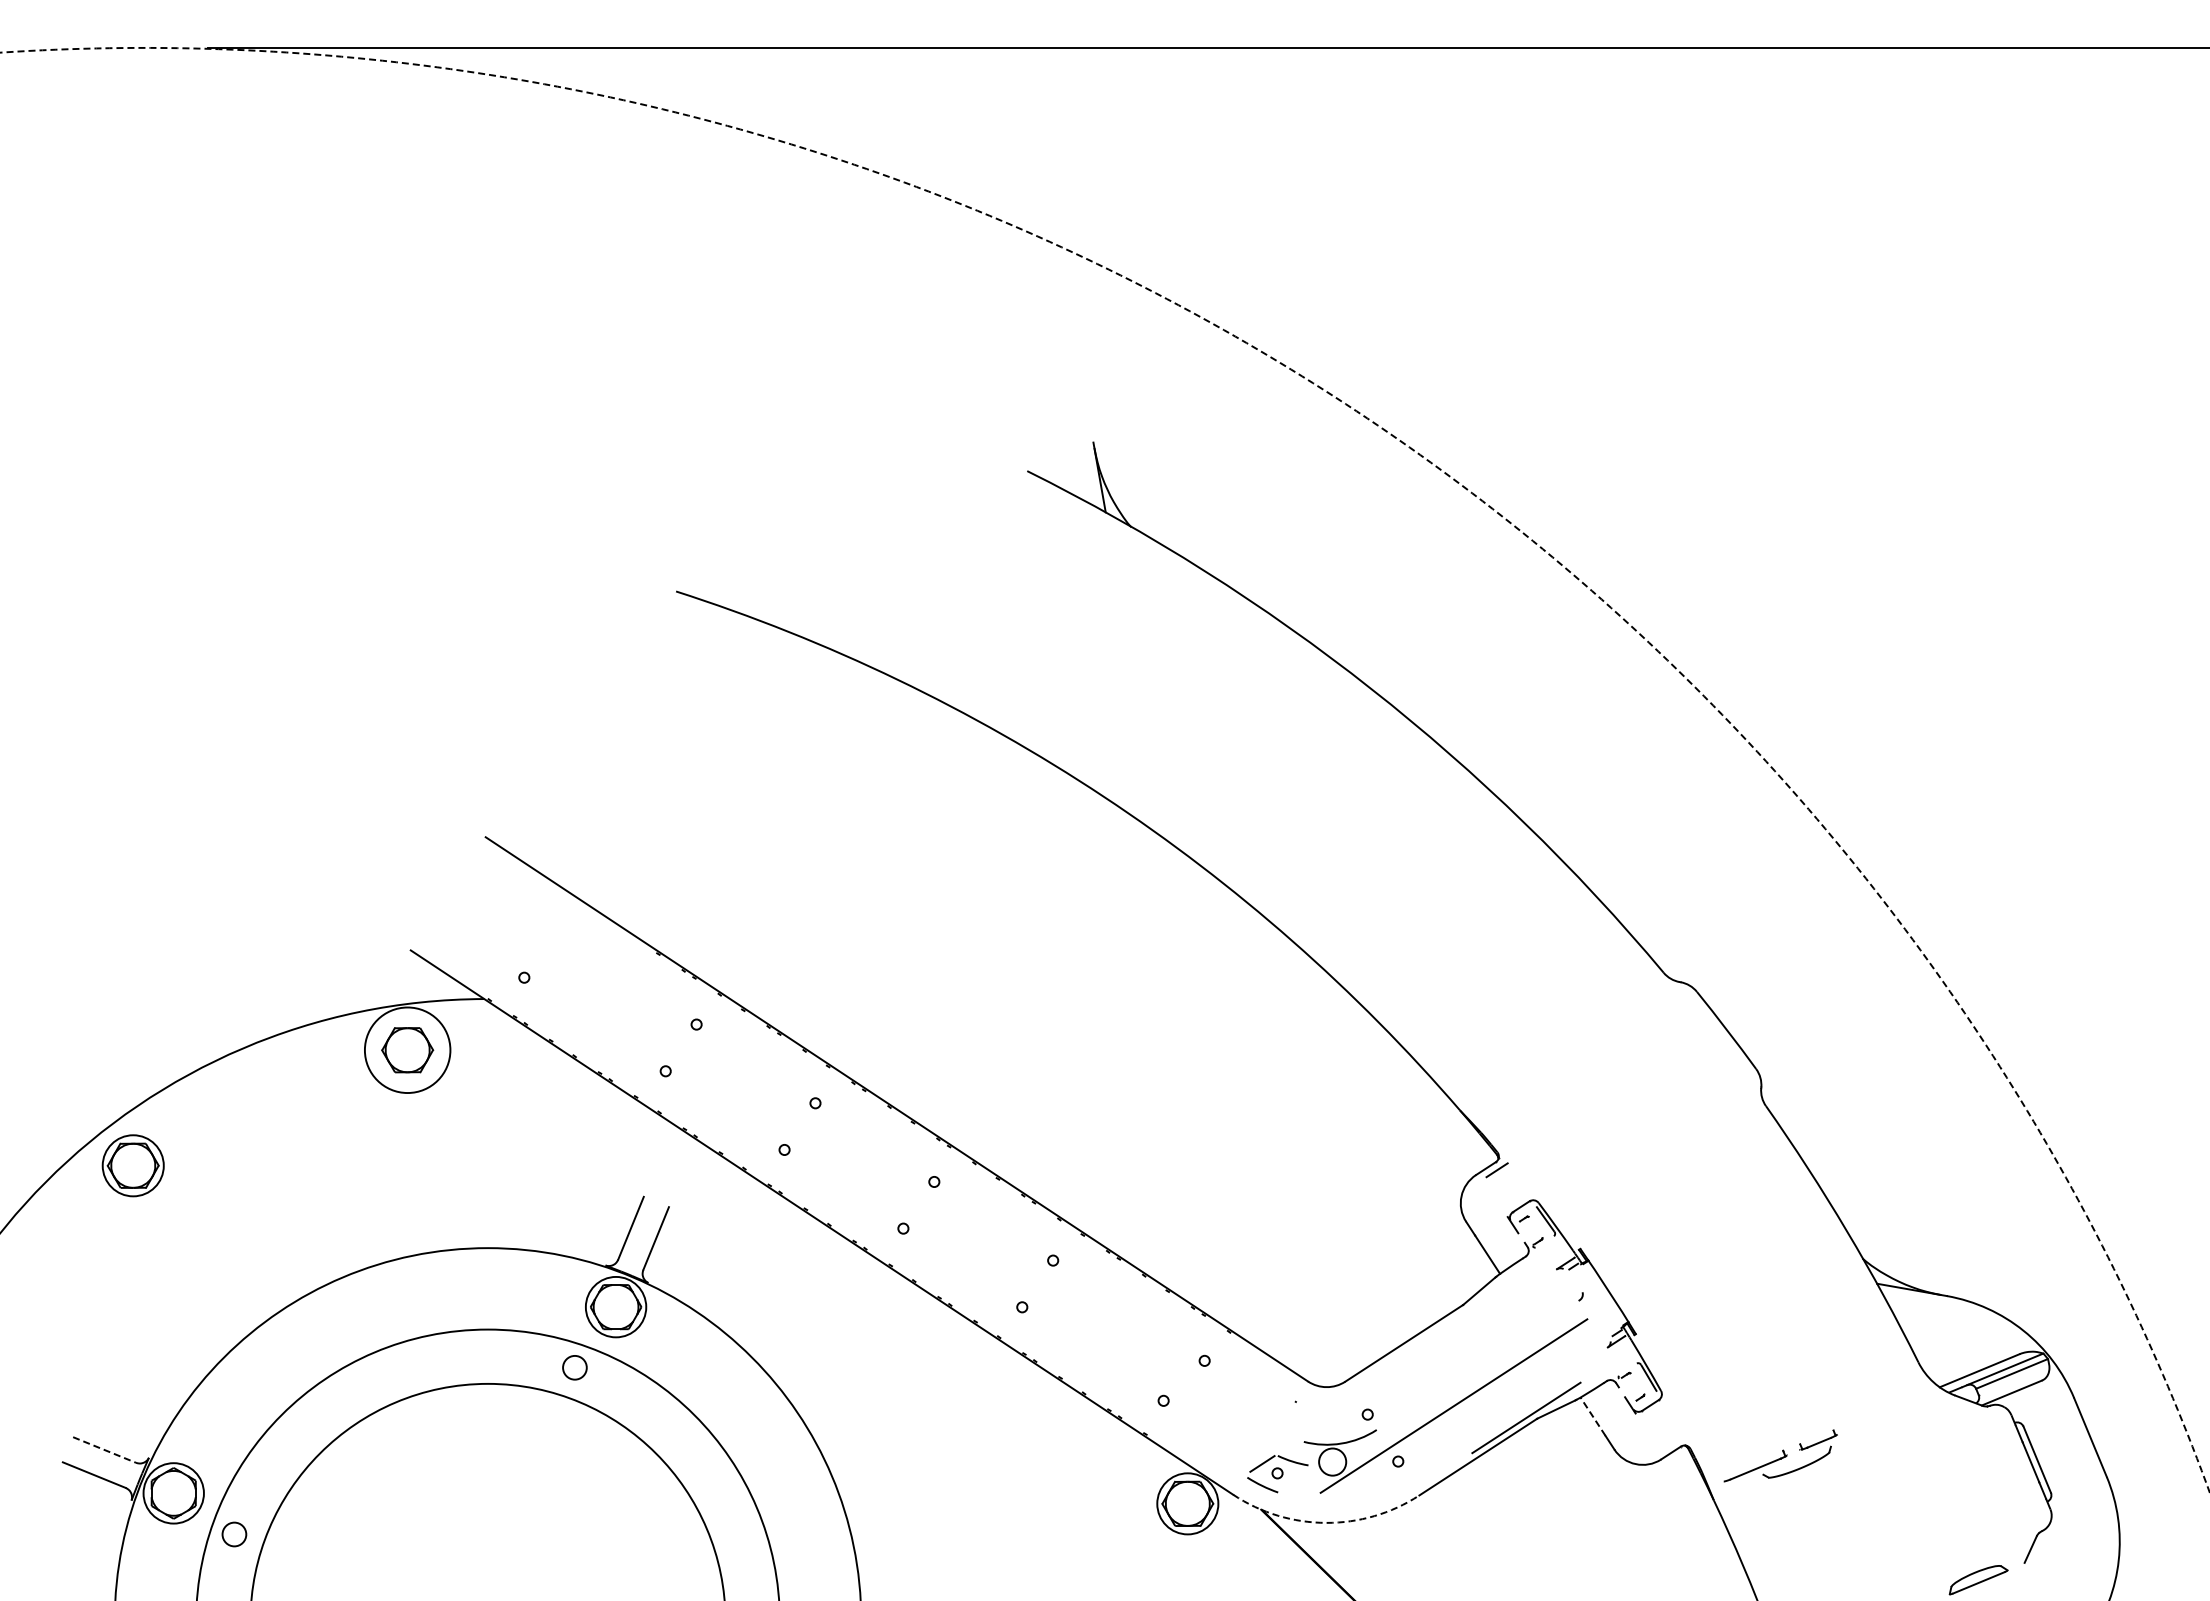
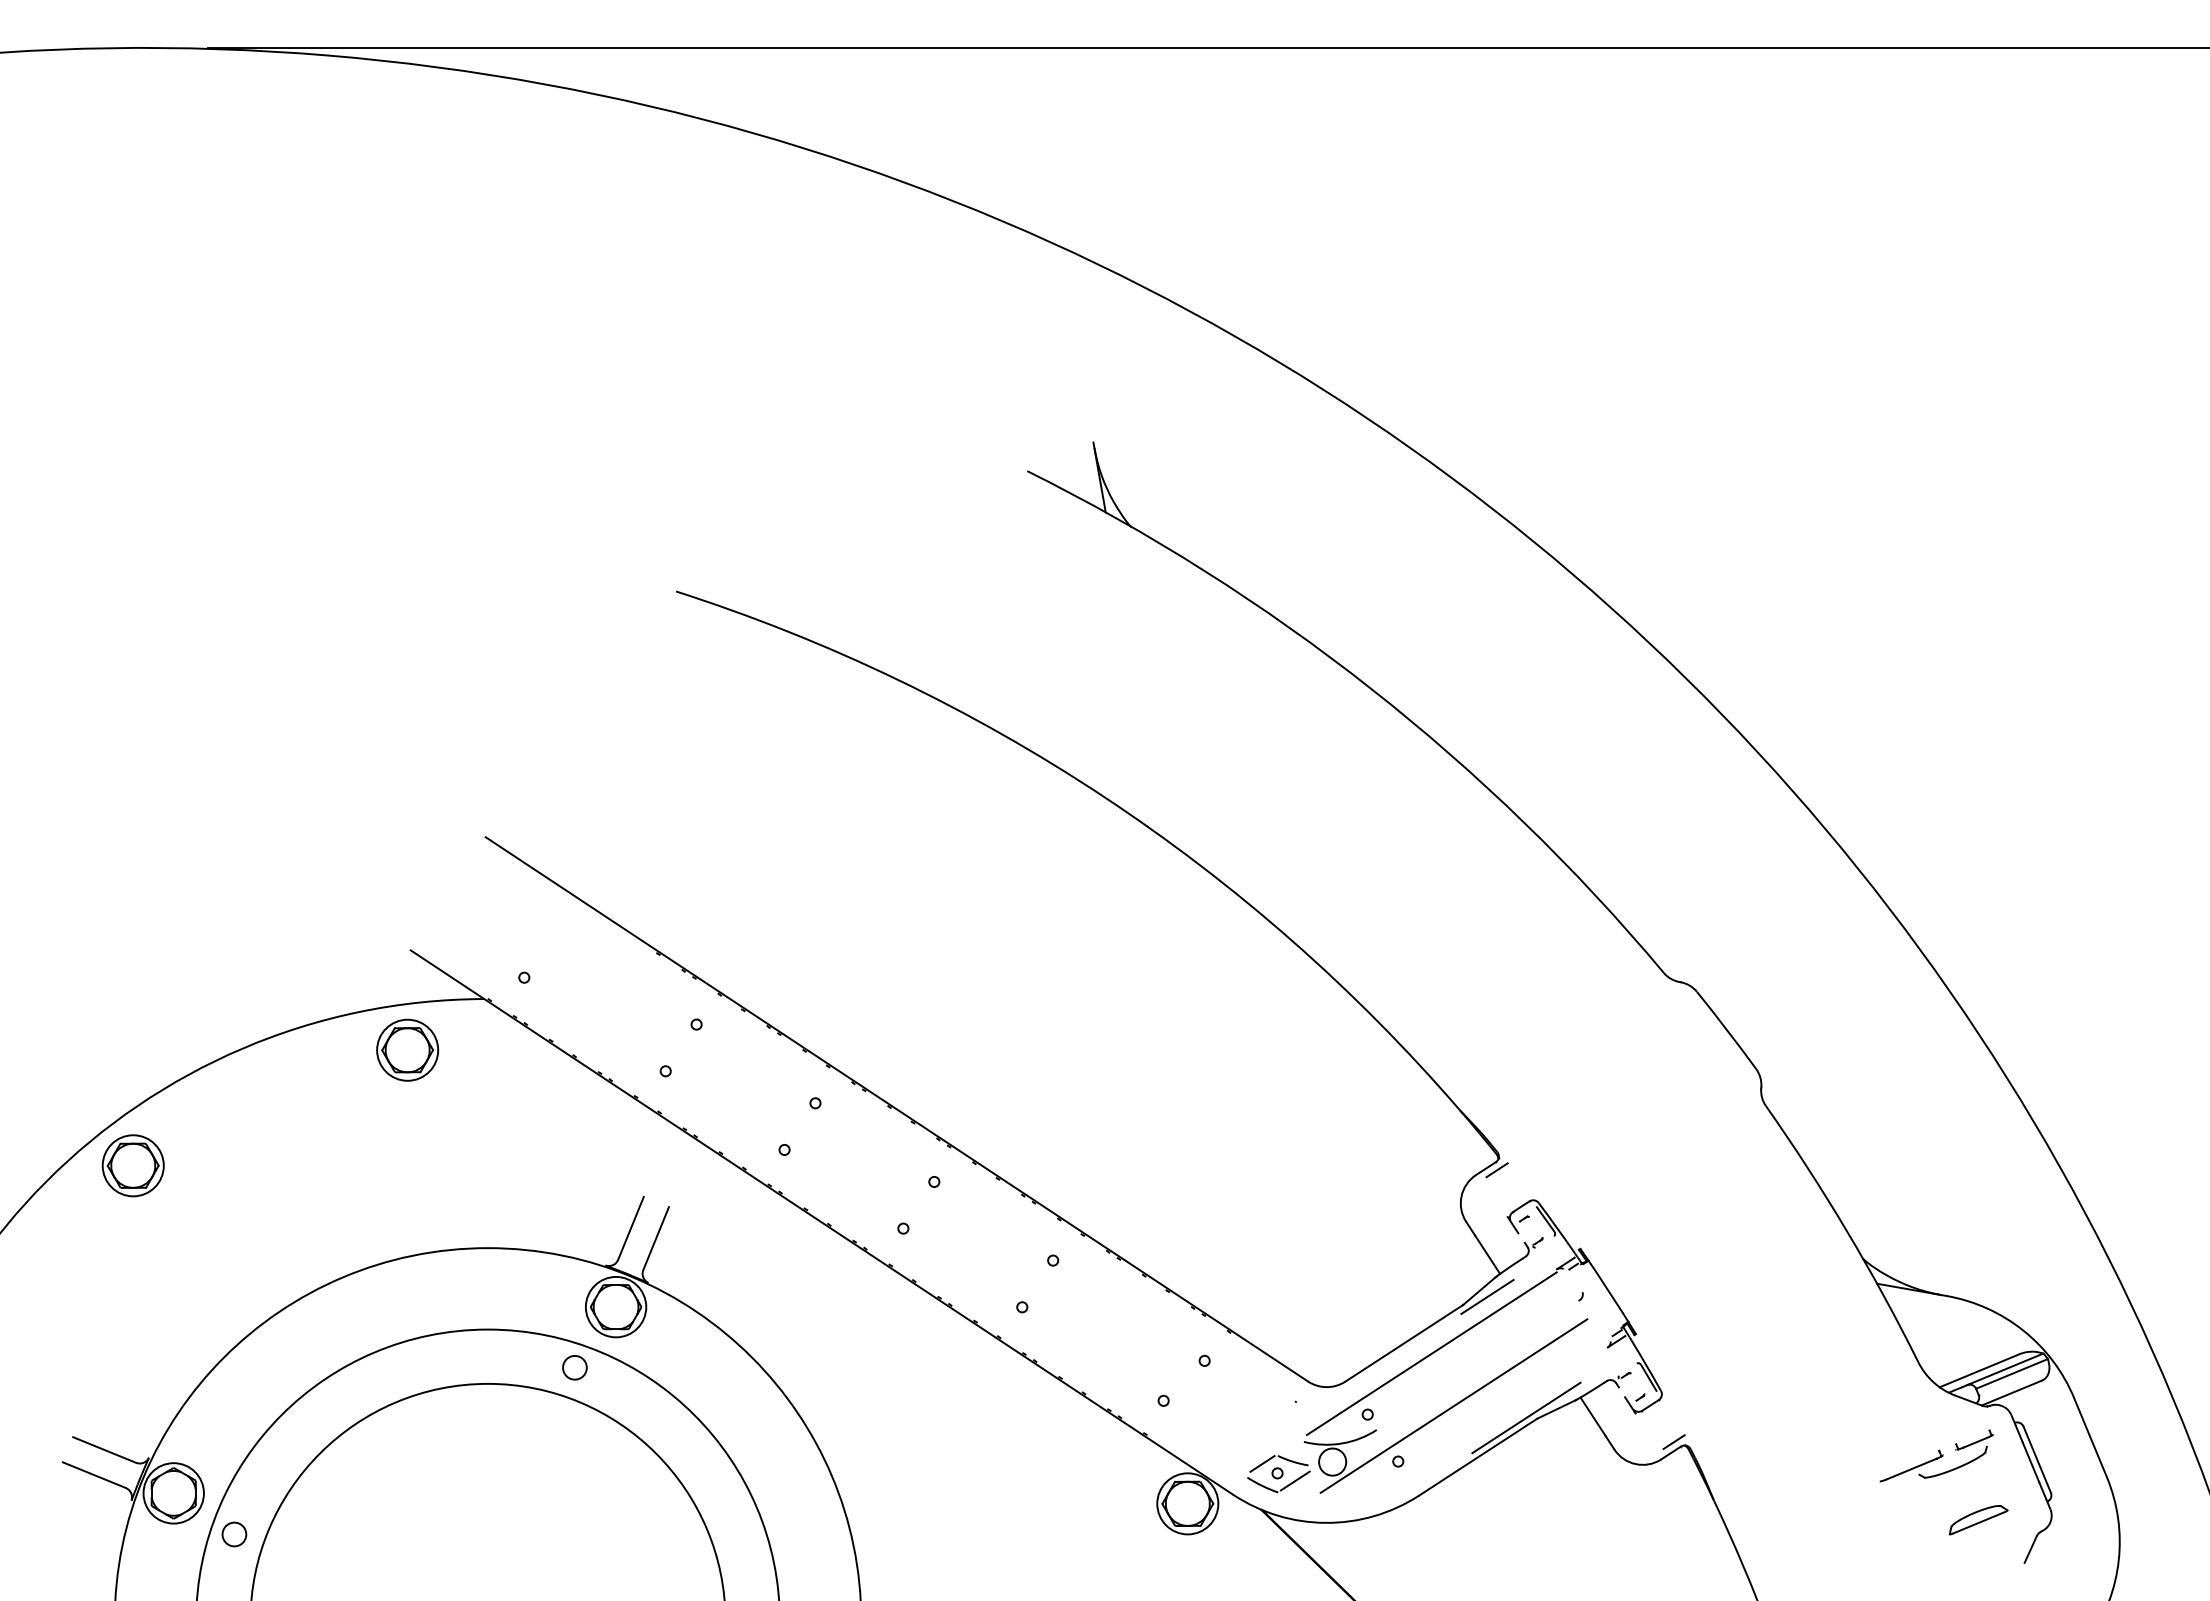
arc: dashed -> solid (1335, 397)
circle diameter: 86 px -> 61 px (407, 1049)
line: none -> present (1487, 1296)
line: none -> present (1431, 1353)
line: dashed -> solid (1593, 1416)
line: none -> present (1673, 1442)
line: dashed -> solid (104, 1449)
part position: (1780, 1455) -> (1936, 1455) (1936, 1455)
line: none -> present (1294, 1480)
arc: dashed -> solid (1326, 1522)
part position: (1978, 1580) -> (1978, 1520) (1978, 1520)
